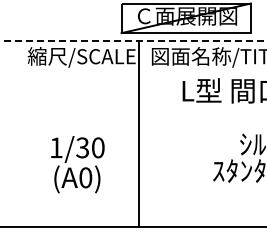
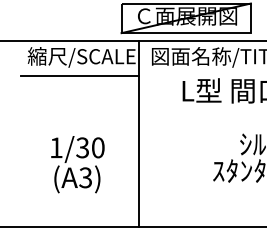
line: dashed -> solid (133, 41)
line: none -> present (79, 76)
text: (A0) -> (A3) (85, 177)
